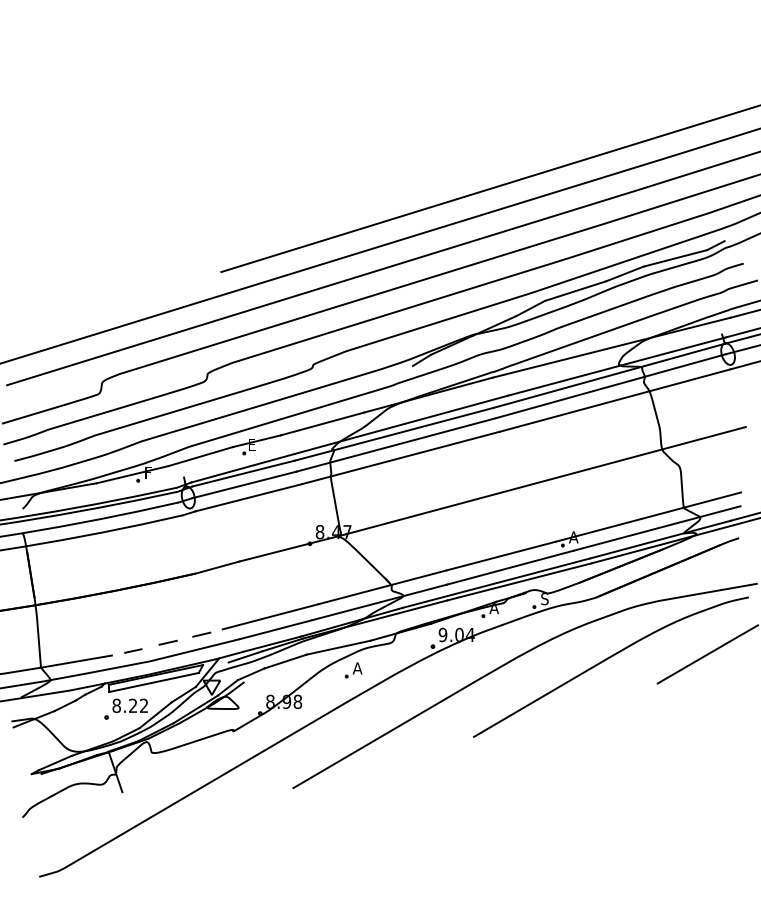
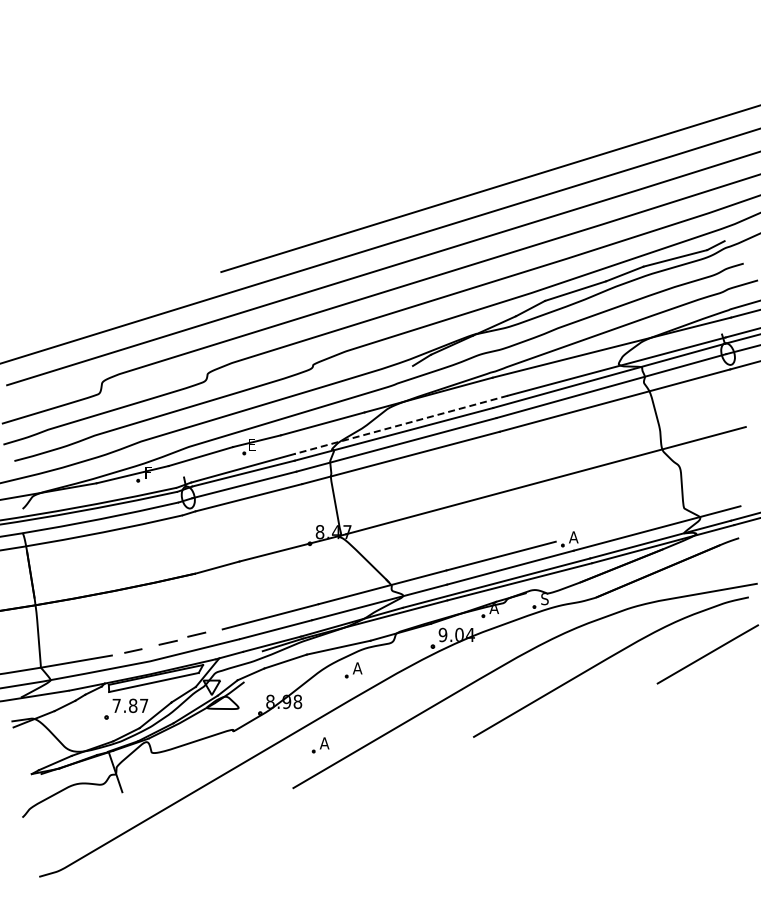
line: solid -> dashed (401, 424)
line: present -> none (648, 516)
line position: (201, 634) -> (196, 634) (196, 634)
line: present -> none (245, 656)
text: 8.22 -> 7.87 (130, 705)
part: none -> present (320, 745)
